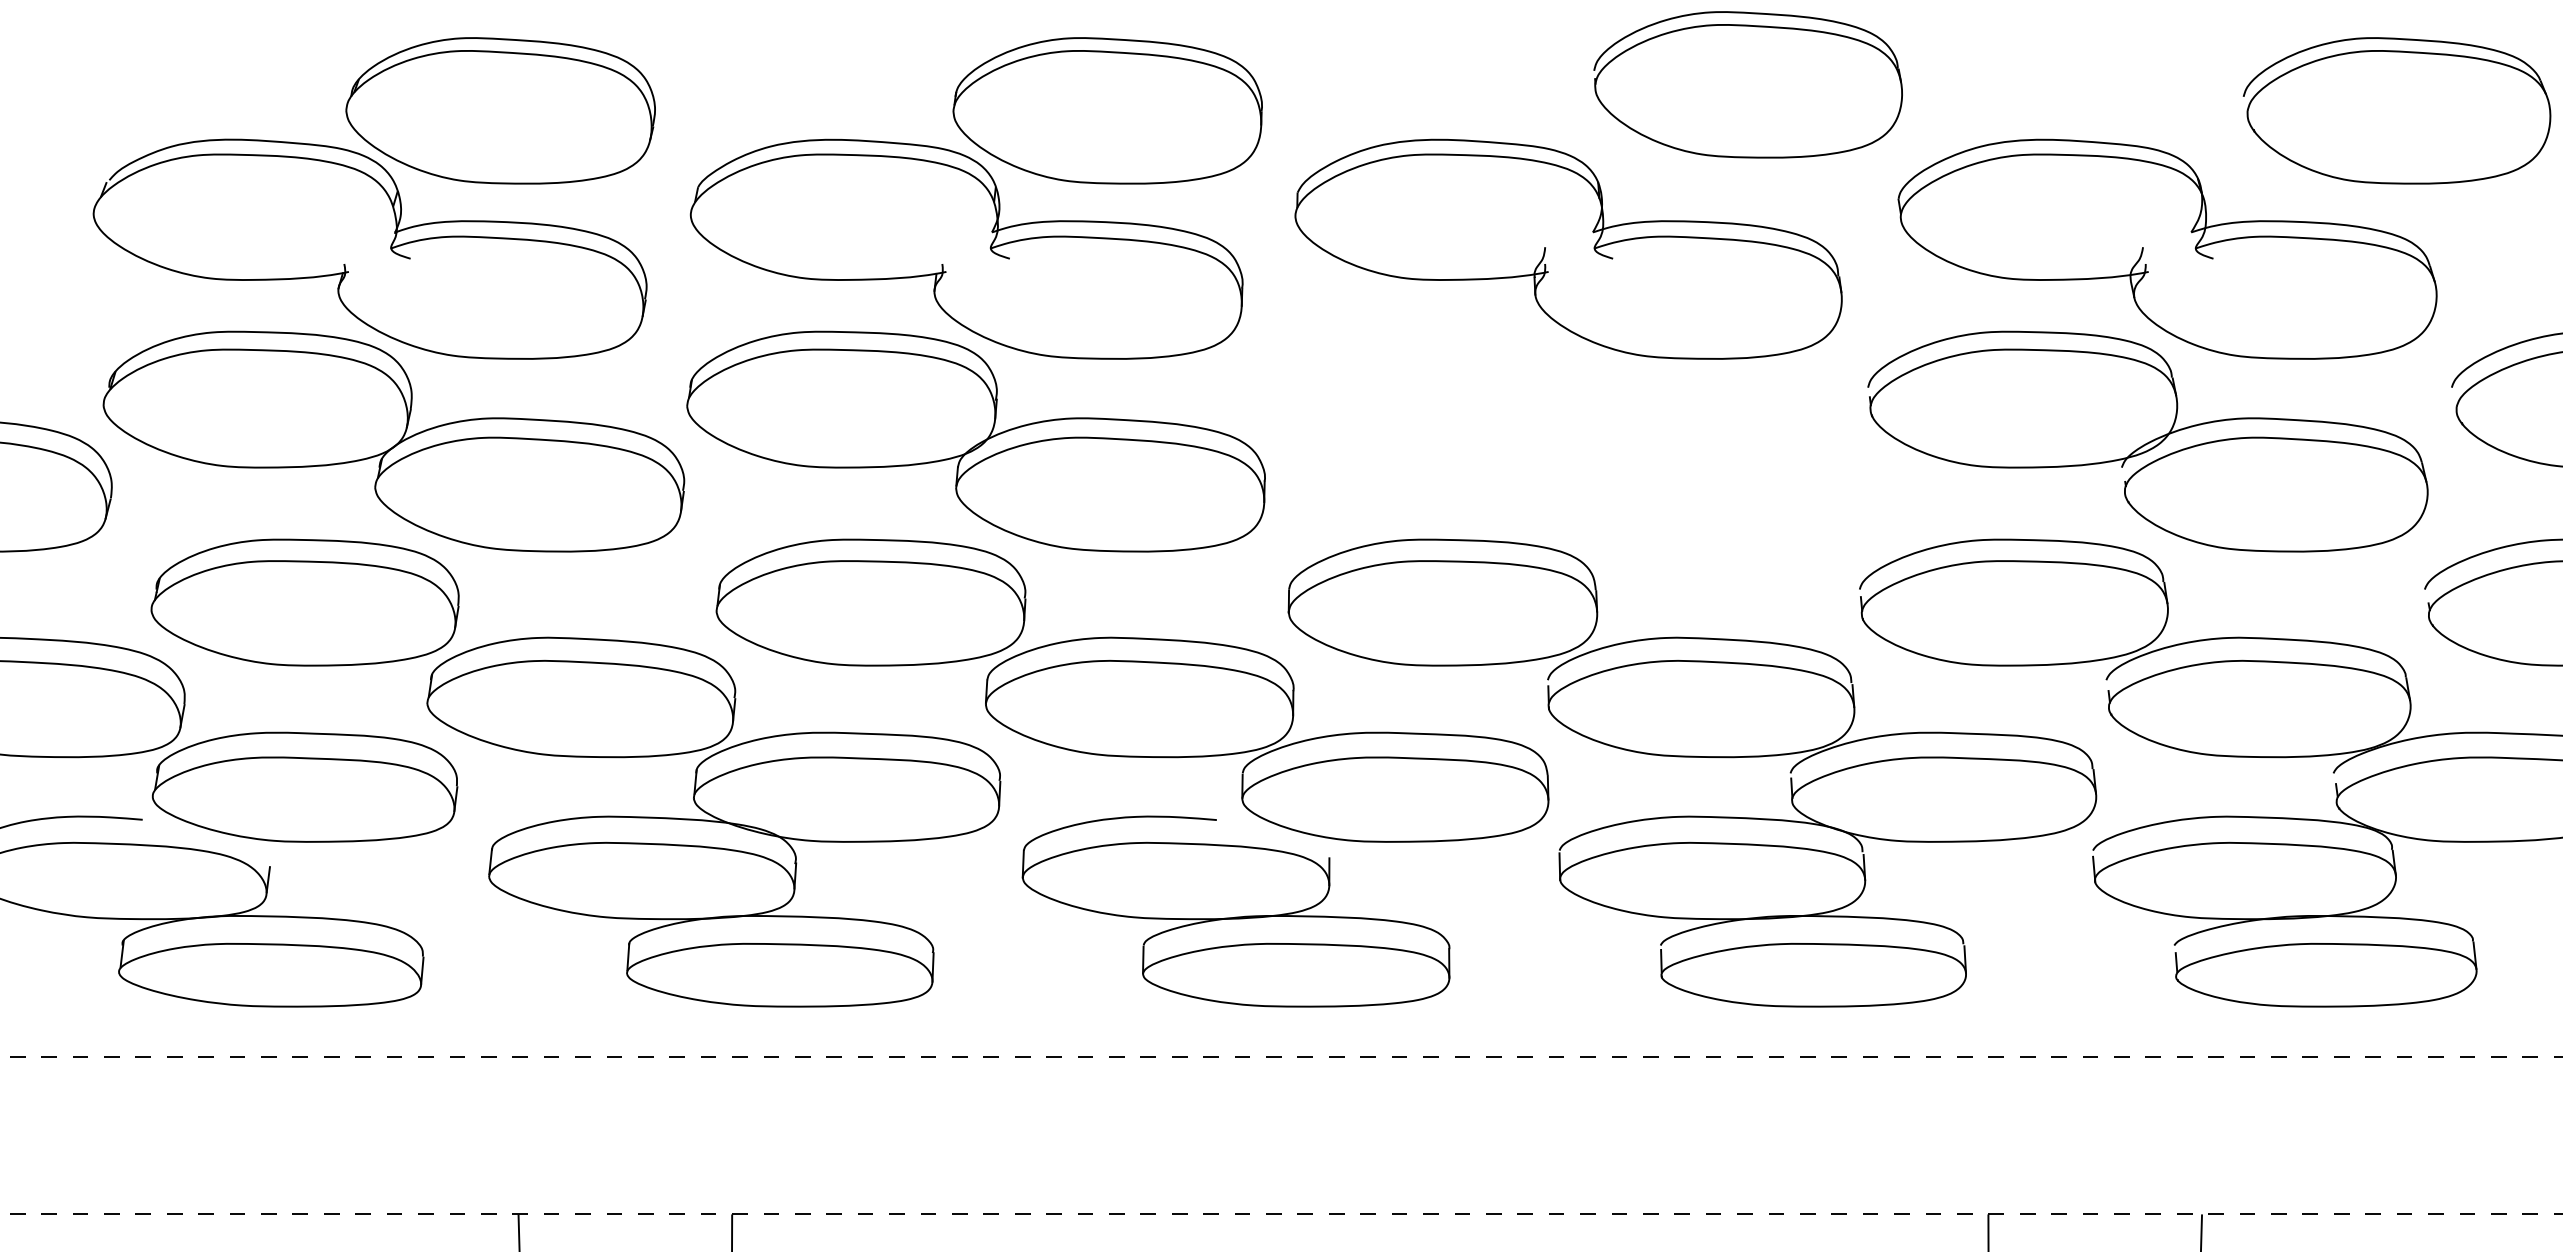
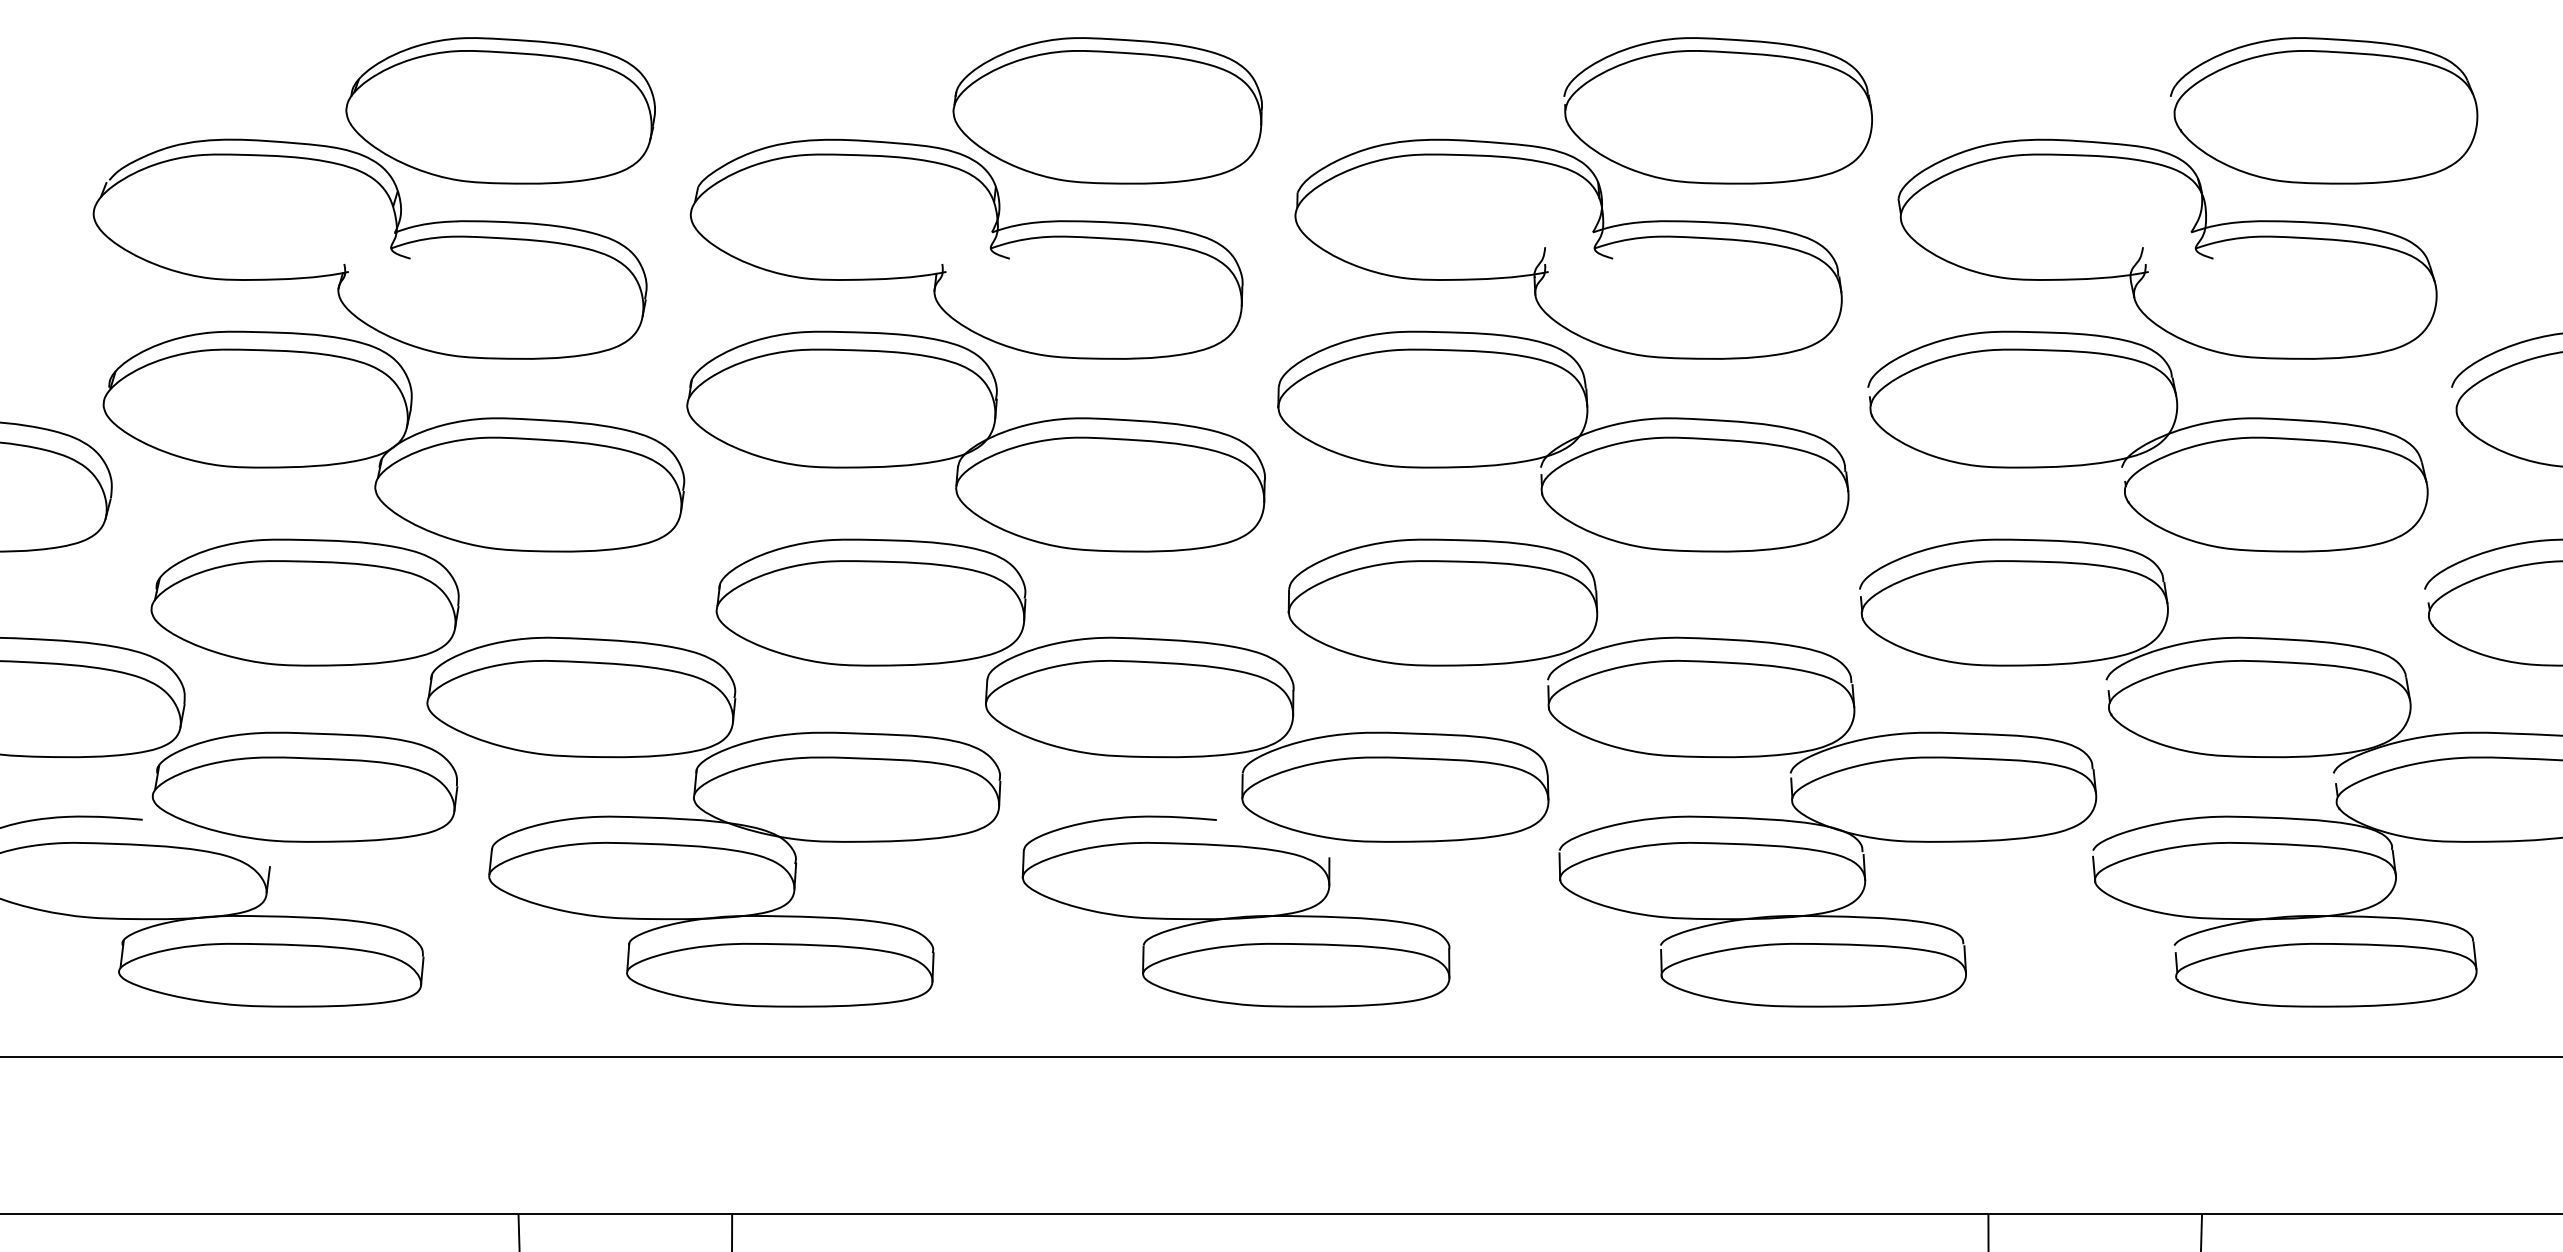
part position: (1747, 84) -> (1717, 110) (1717, 110)
part position: (2396, 110) -> (2323, 110) (2323, 110)
part: none -> present (1563, 441)
line: dashed -> solid (1282, 1057)
line: dashed -> solid (1282, 1214)
